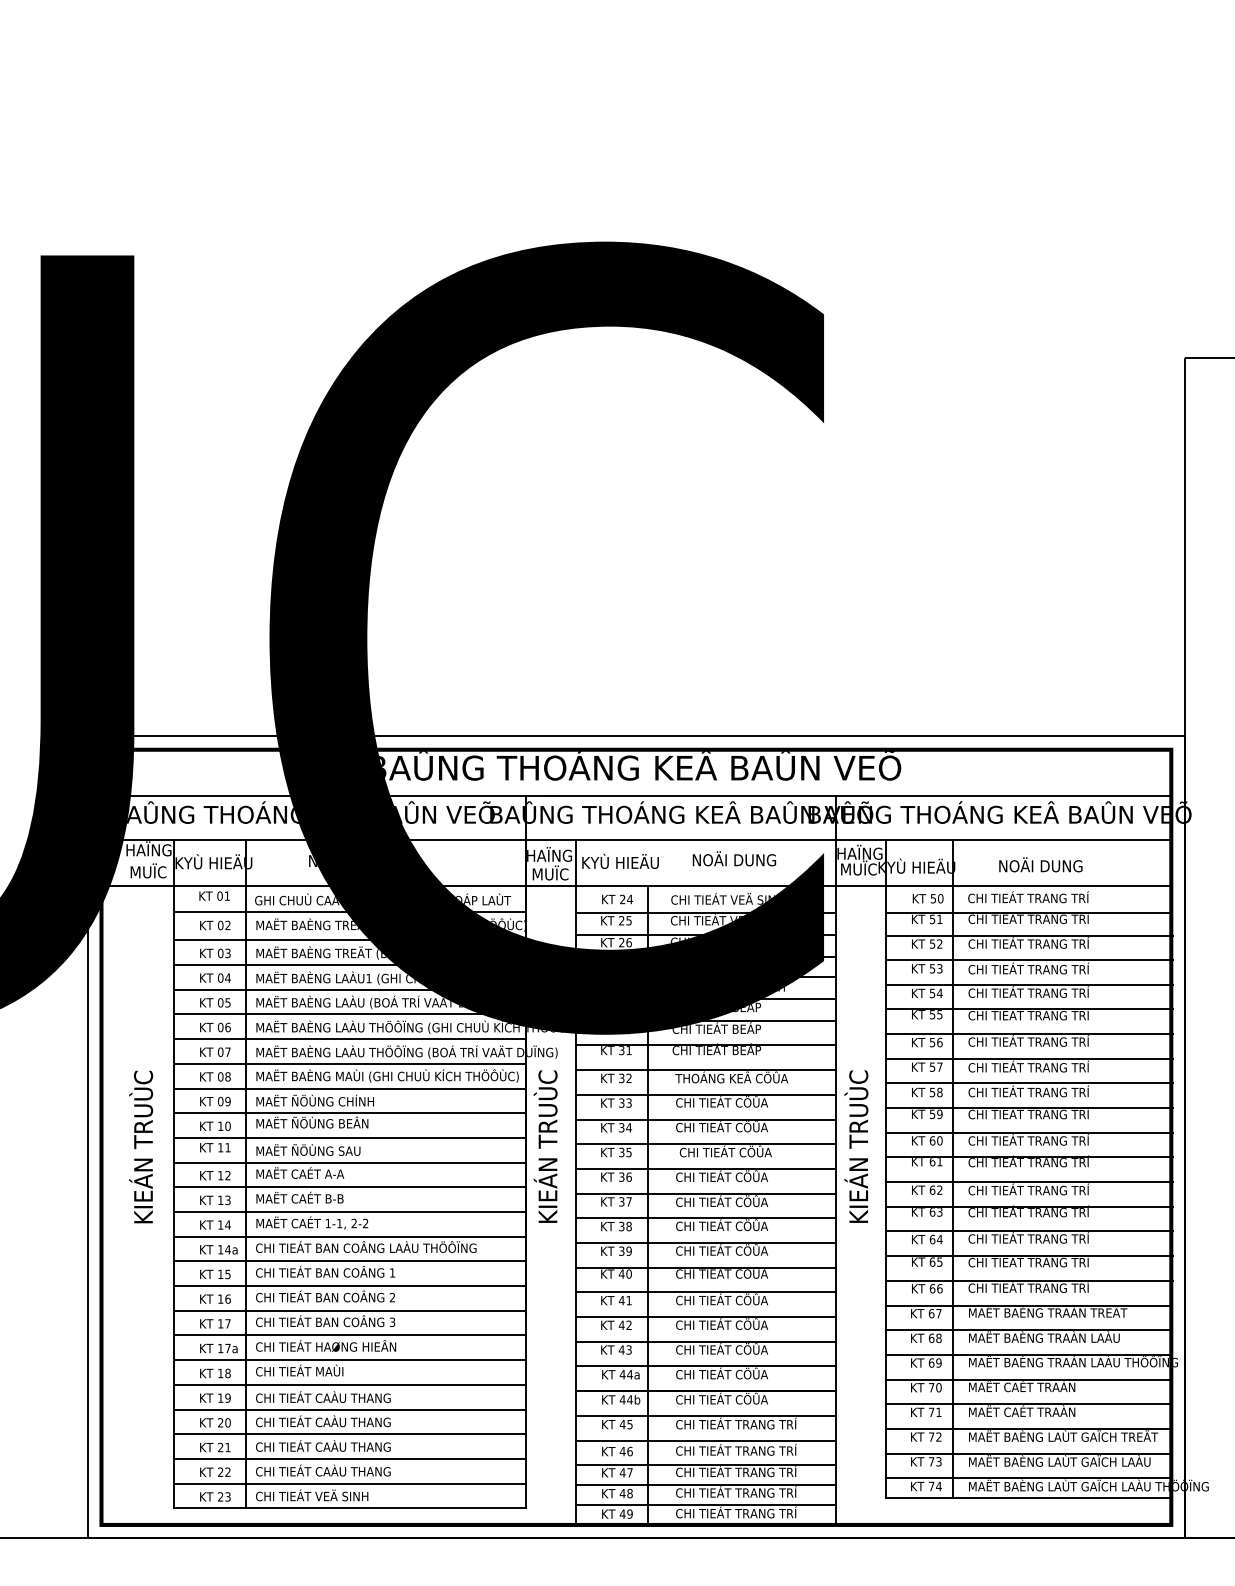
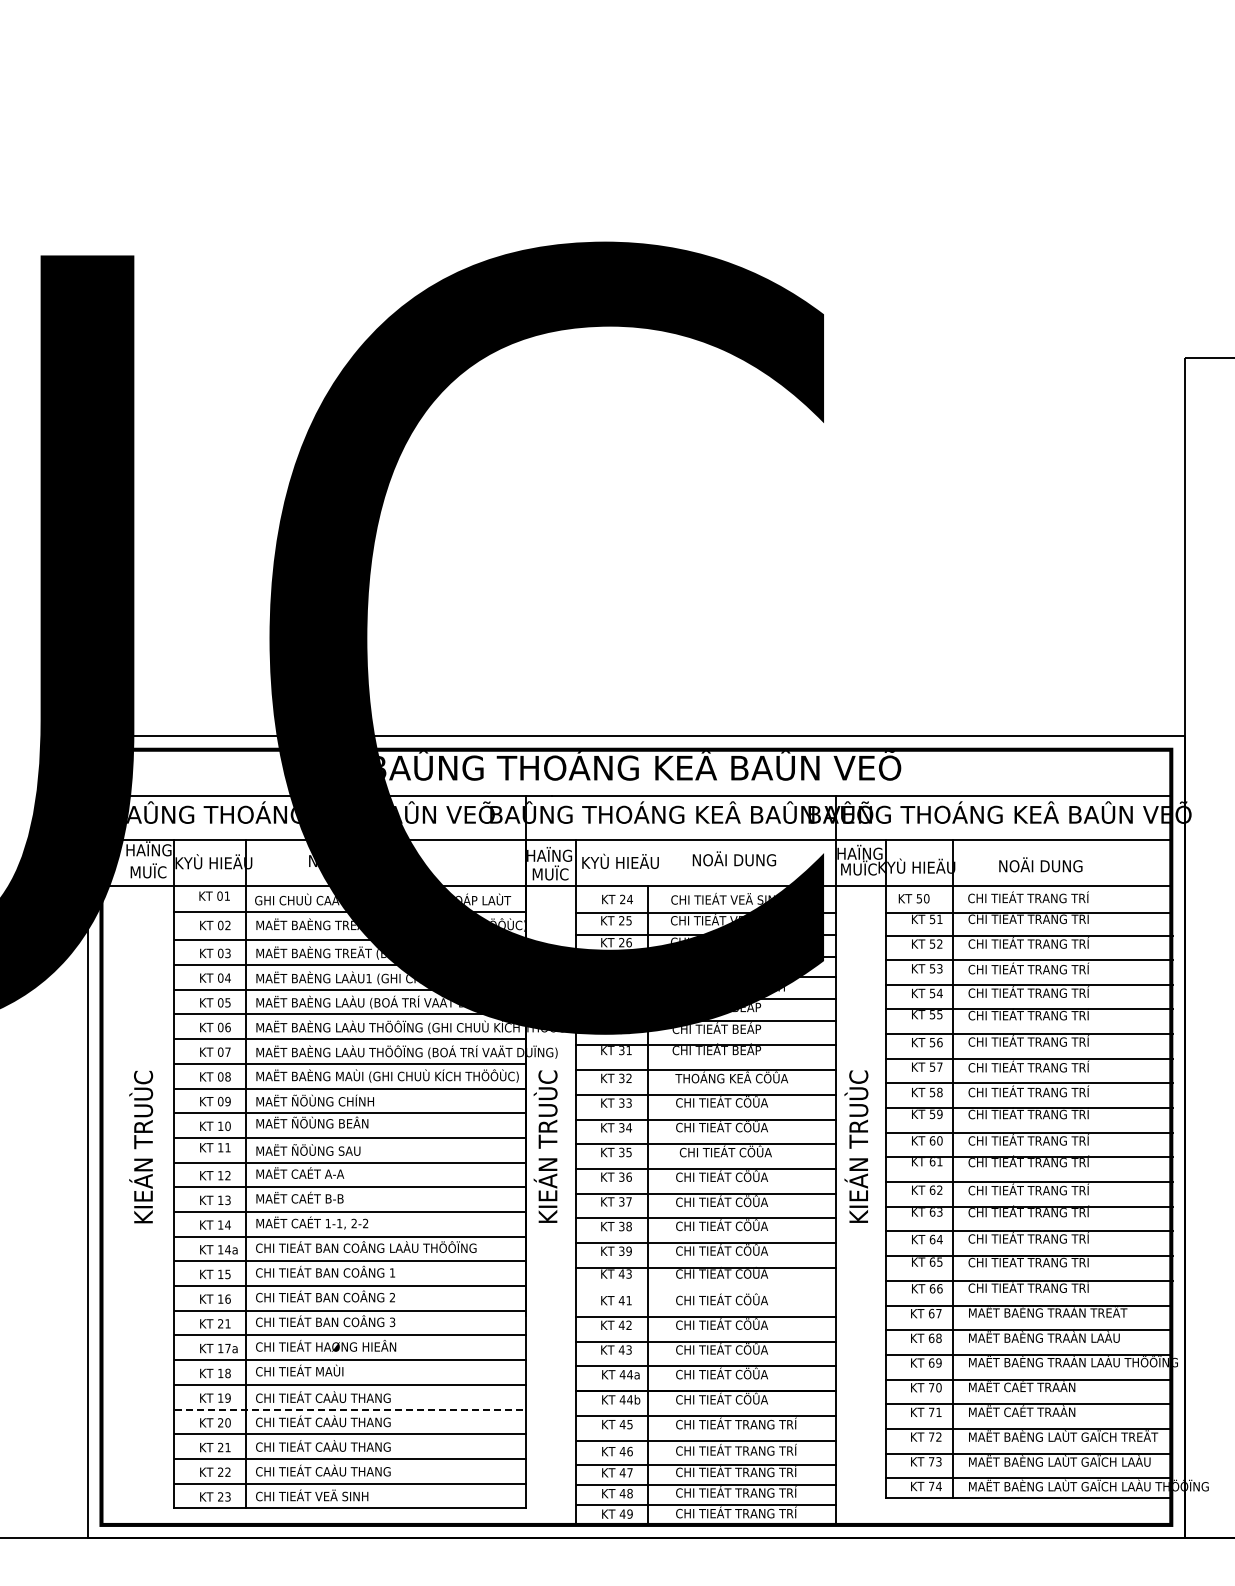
text position: (927, 898) -> (913, 898) (913, 898)
text: 40 -> 43 (628, 1273)
line: present -> none (705, 1292)
text: 17 -> 21 (224, 1323)
line: solid -> dashed (350, 1409)
